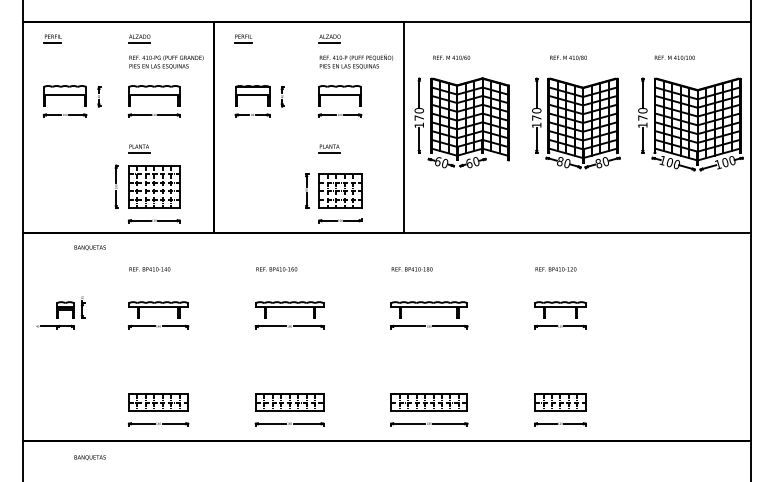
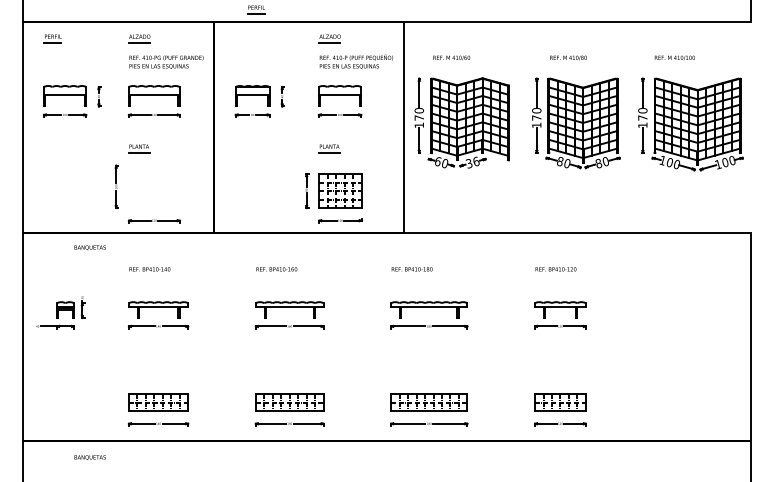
part position: (243, 38) -> (256, 9) (256, 9)
line: present -> none (750, 127)
text: 60 -> 36 (472, 162)
part: present -> none (154, 186)
